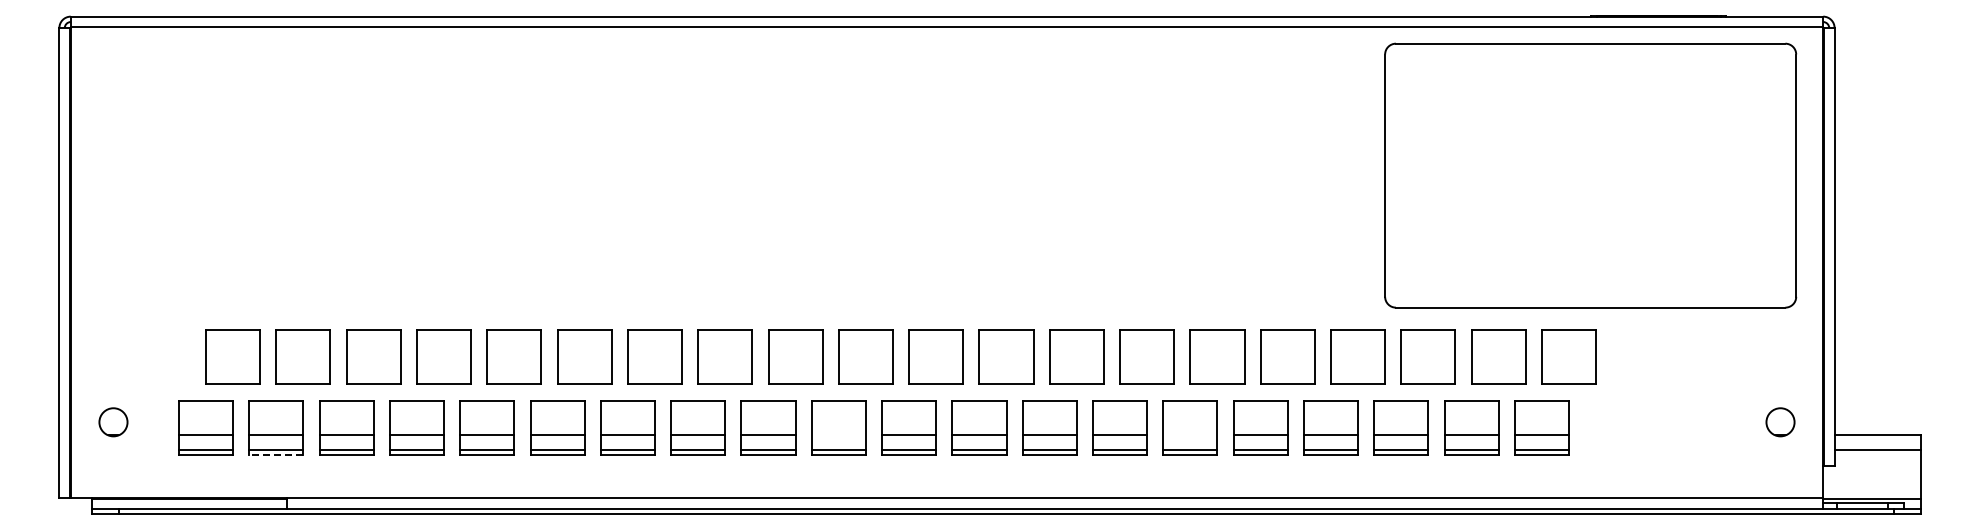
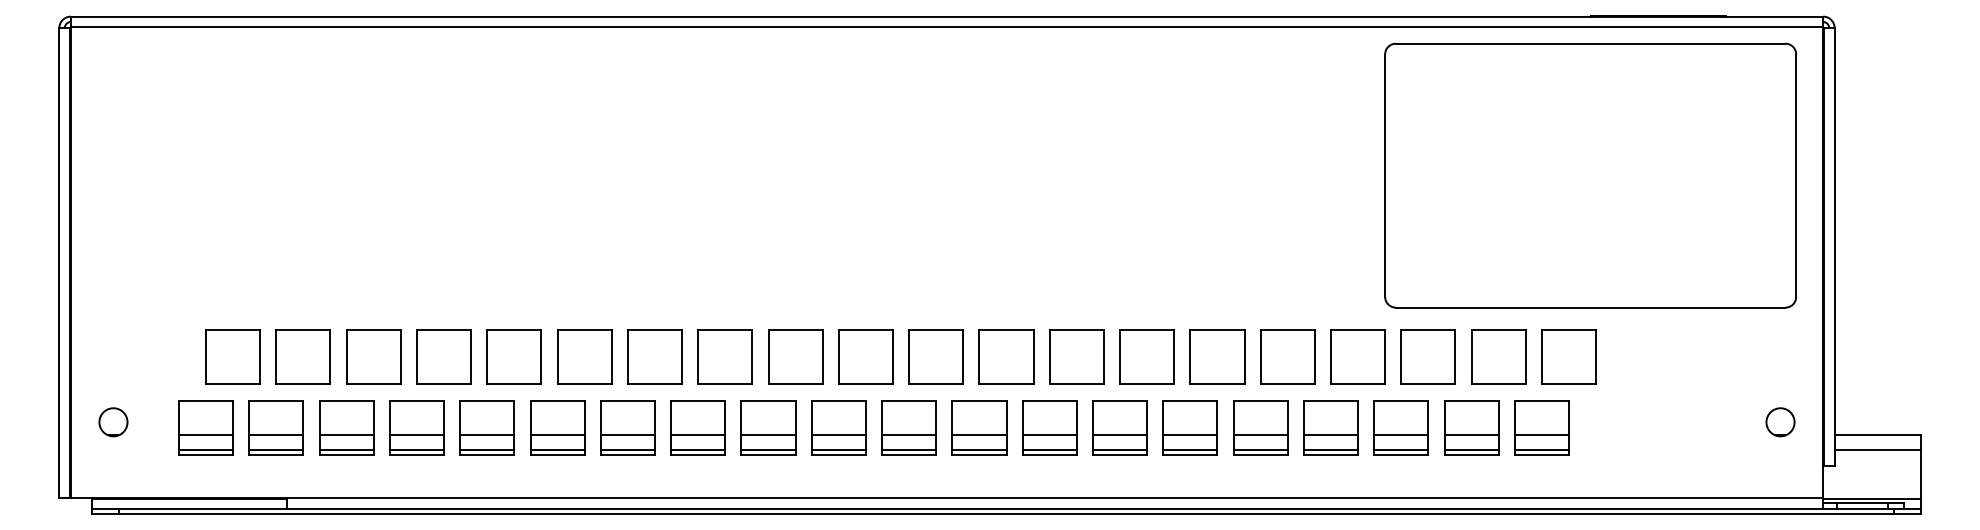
line: none -> present (838, 434)
line: none -> present (1190, 434)
line: dashed -> solid (275, 454)
